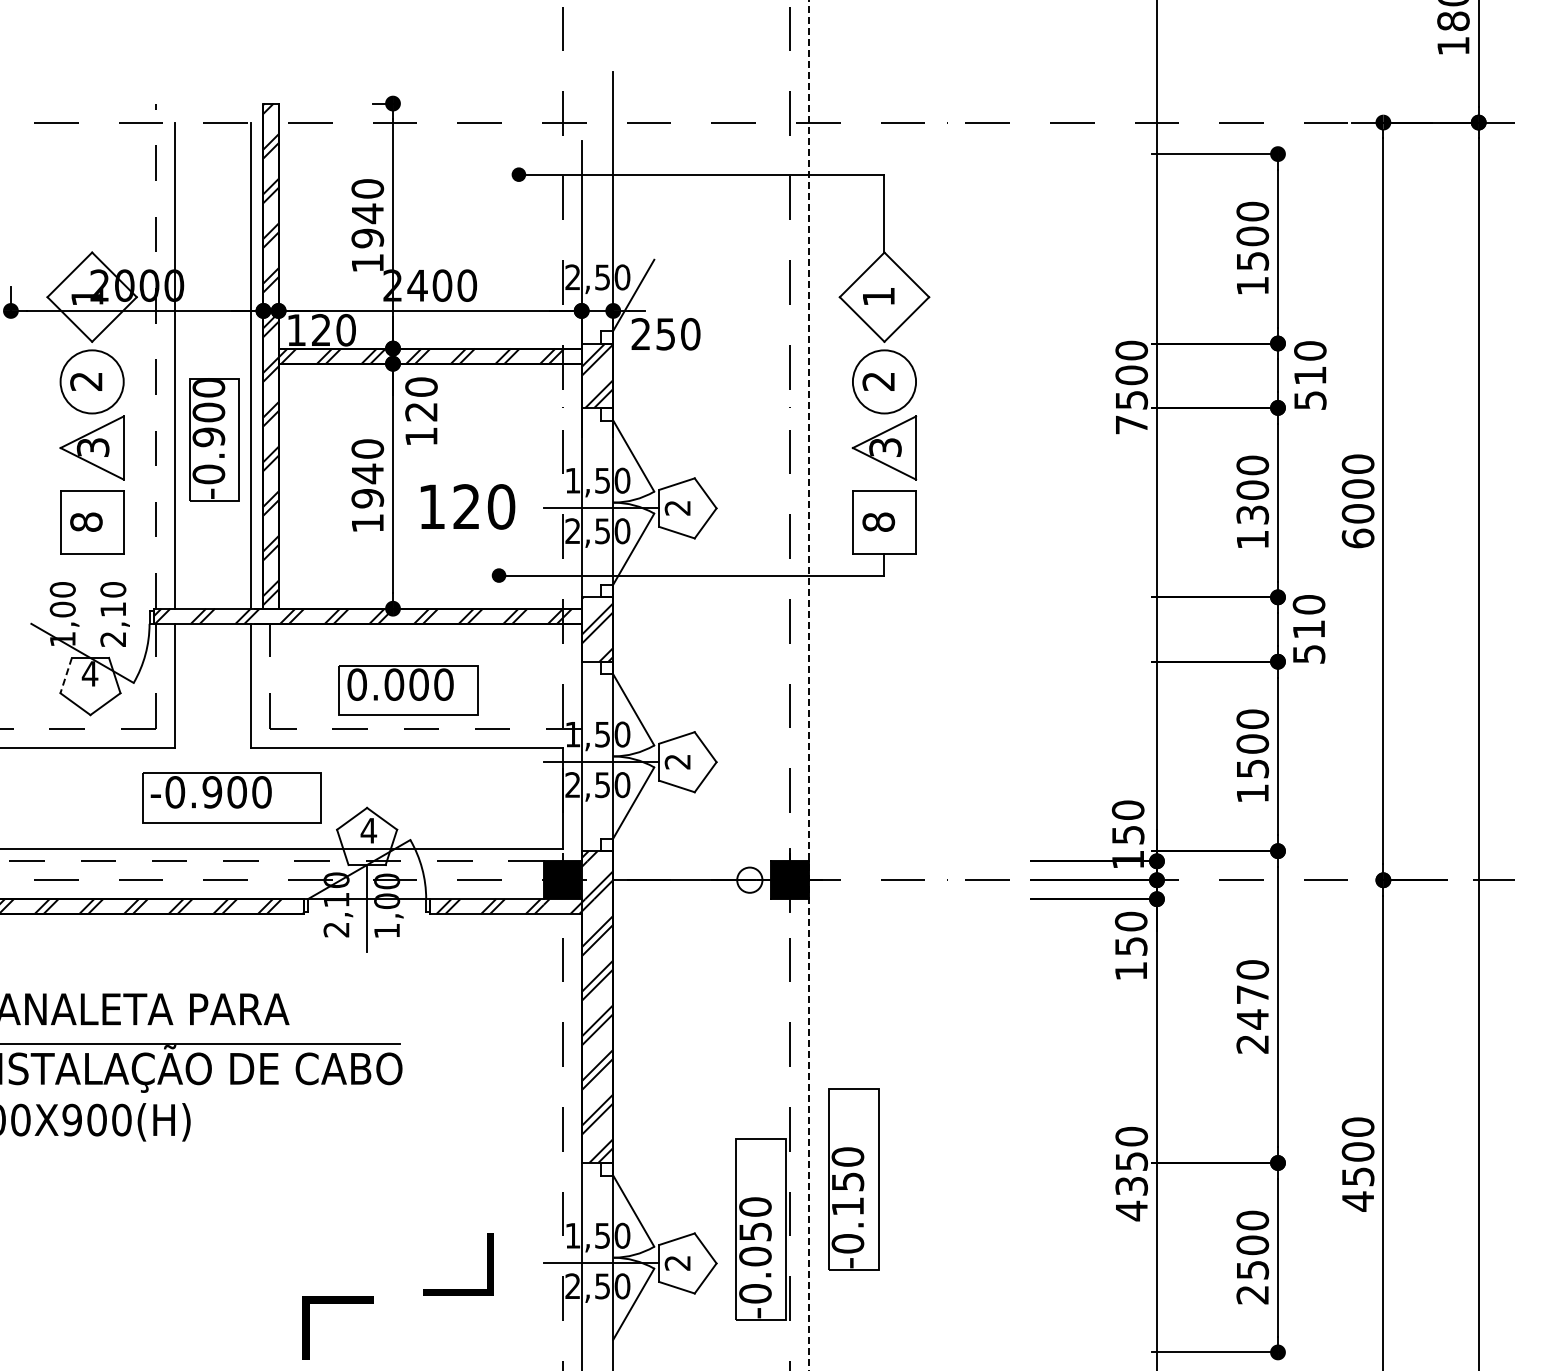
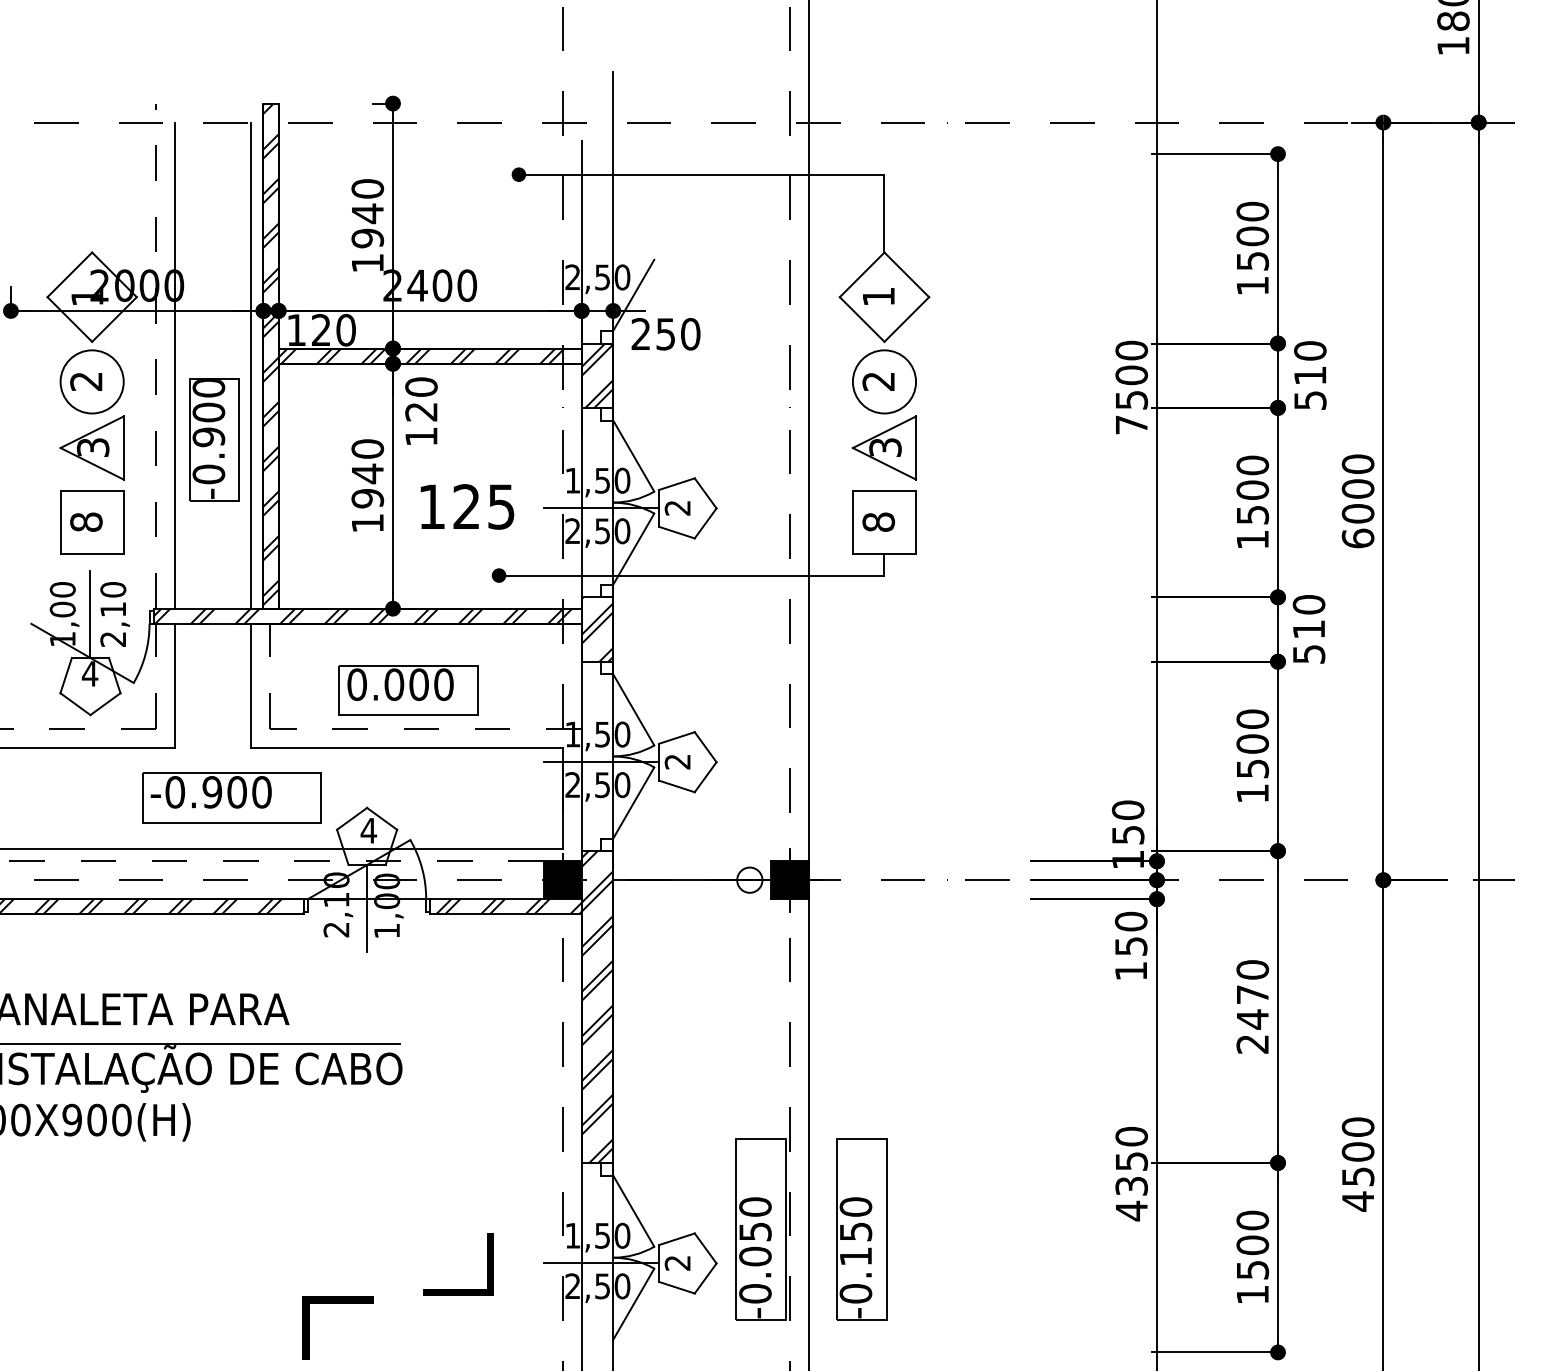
text: 120 -> 125 (501, 506)
text: 1300 -> 1500 (1252, 514)
line: none -> present (90, 613)
line: dashed -> solid (66, 675)
line: dashed -> solid (808, 685)
part position: (853, 1179) -> (861, 1229) (861, 1229)
text: 2500 -> 1500 (1252, 1295)
